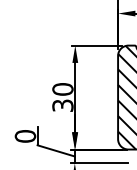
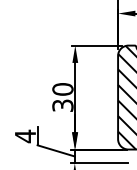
text: 0 -> 4 (25, 136)
